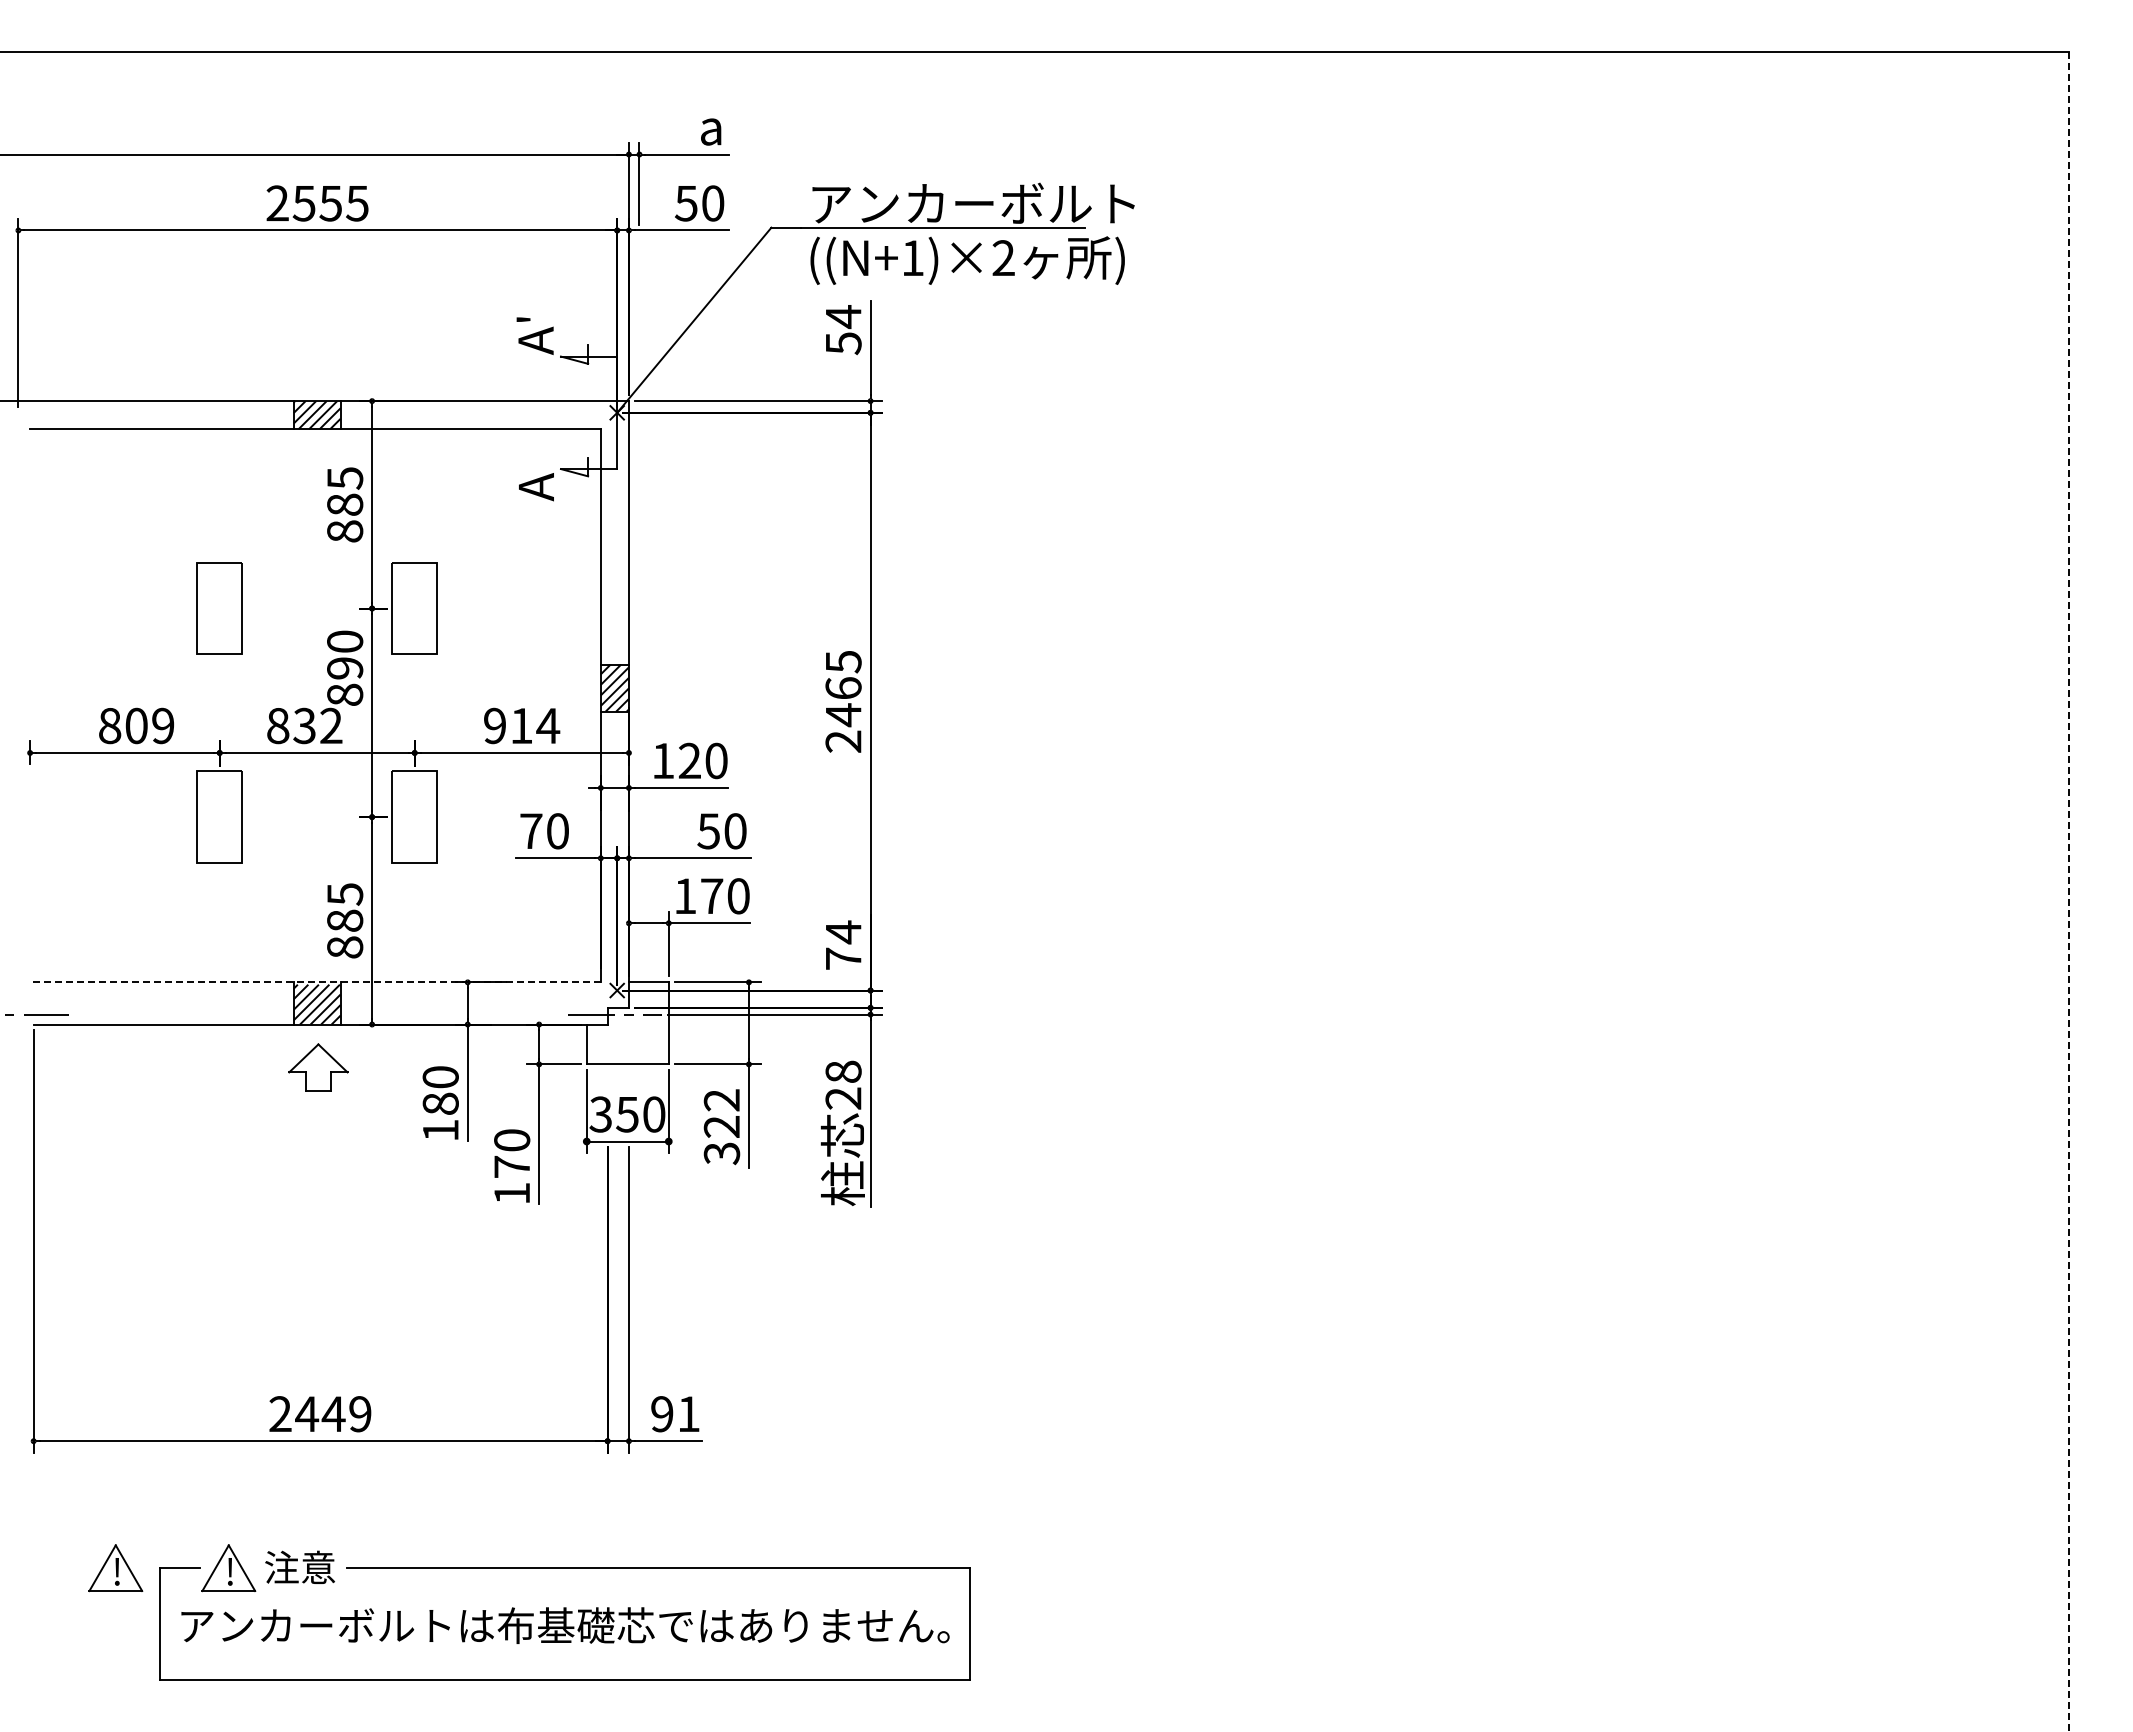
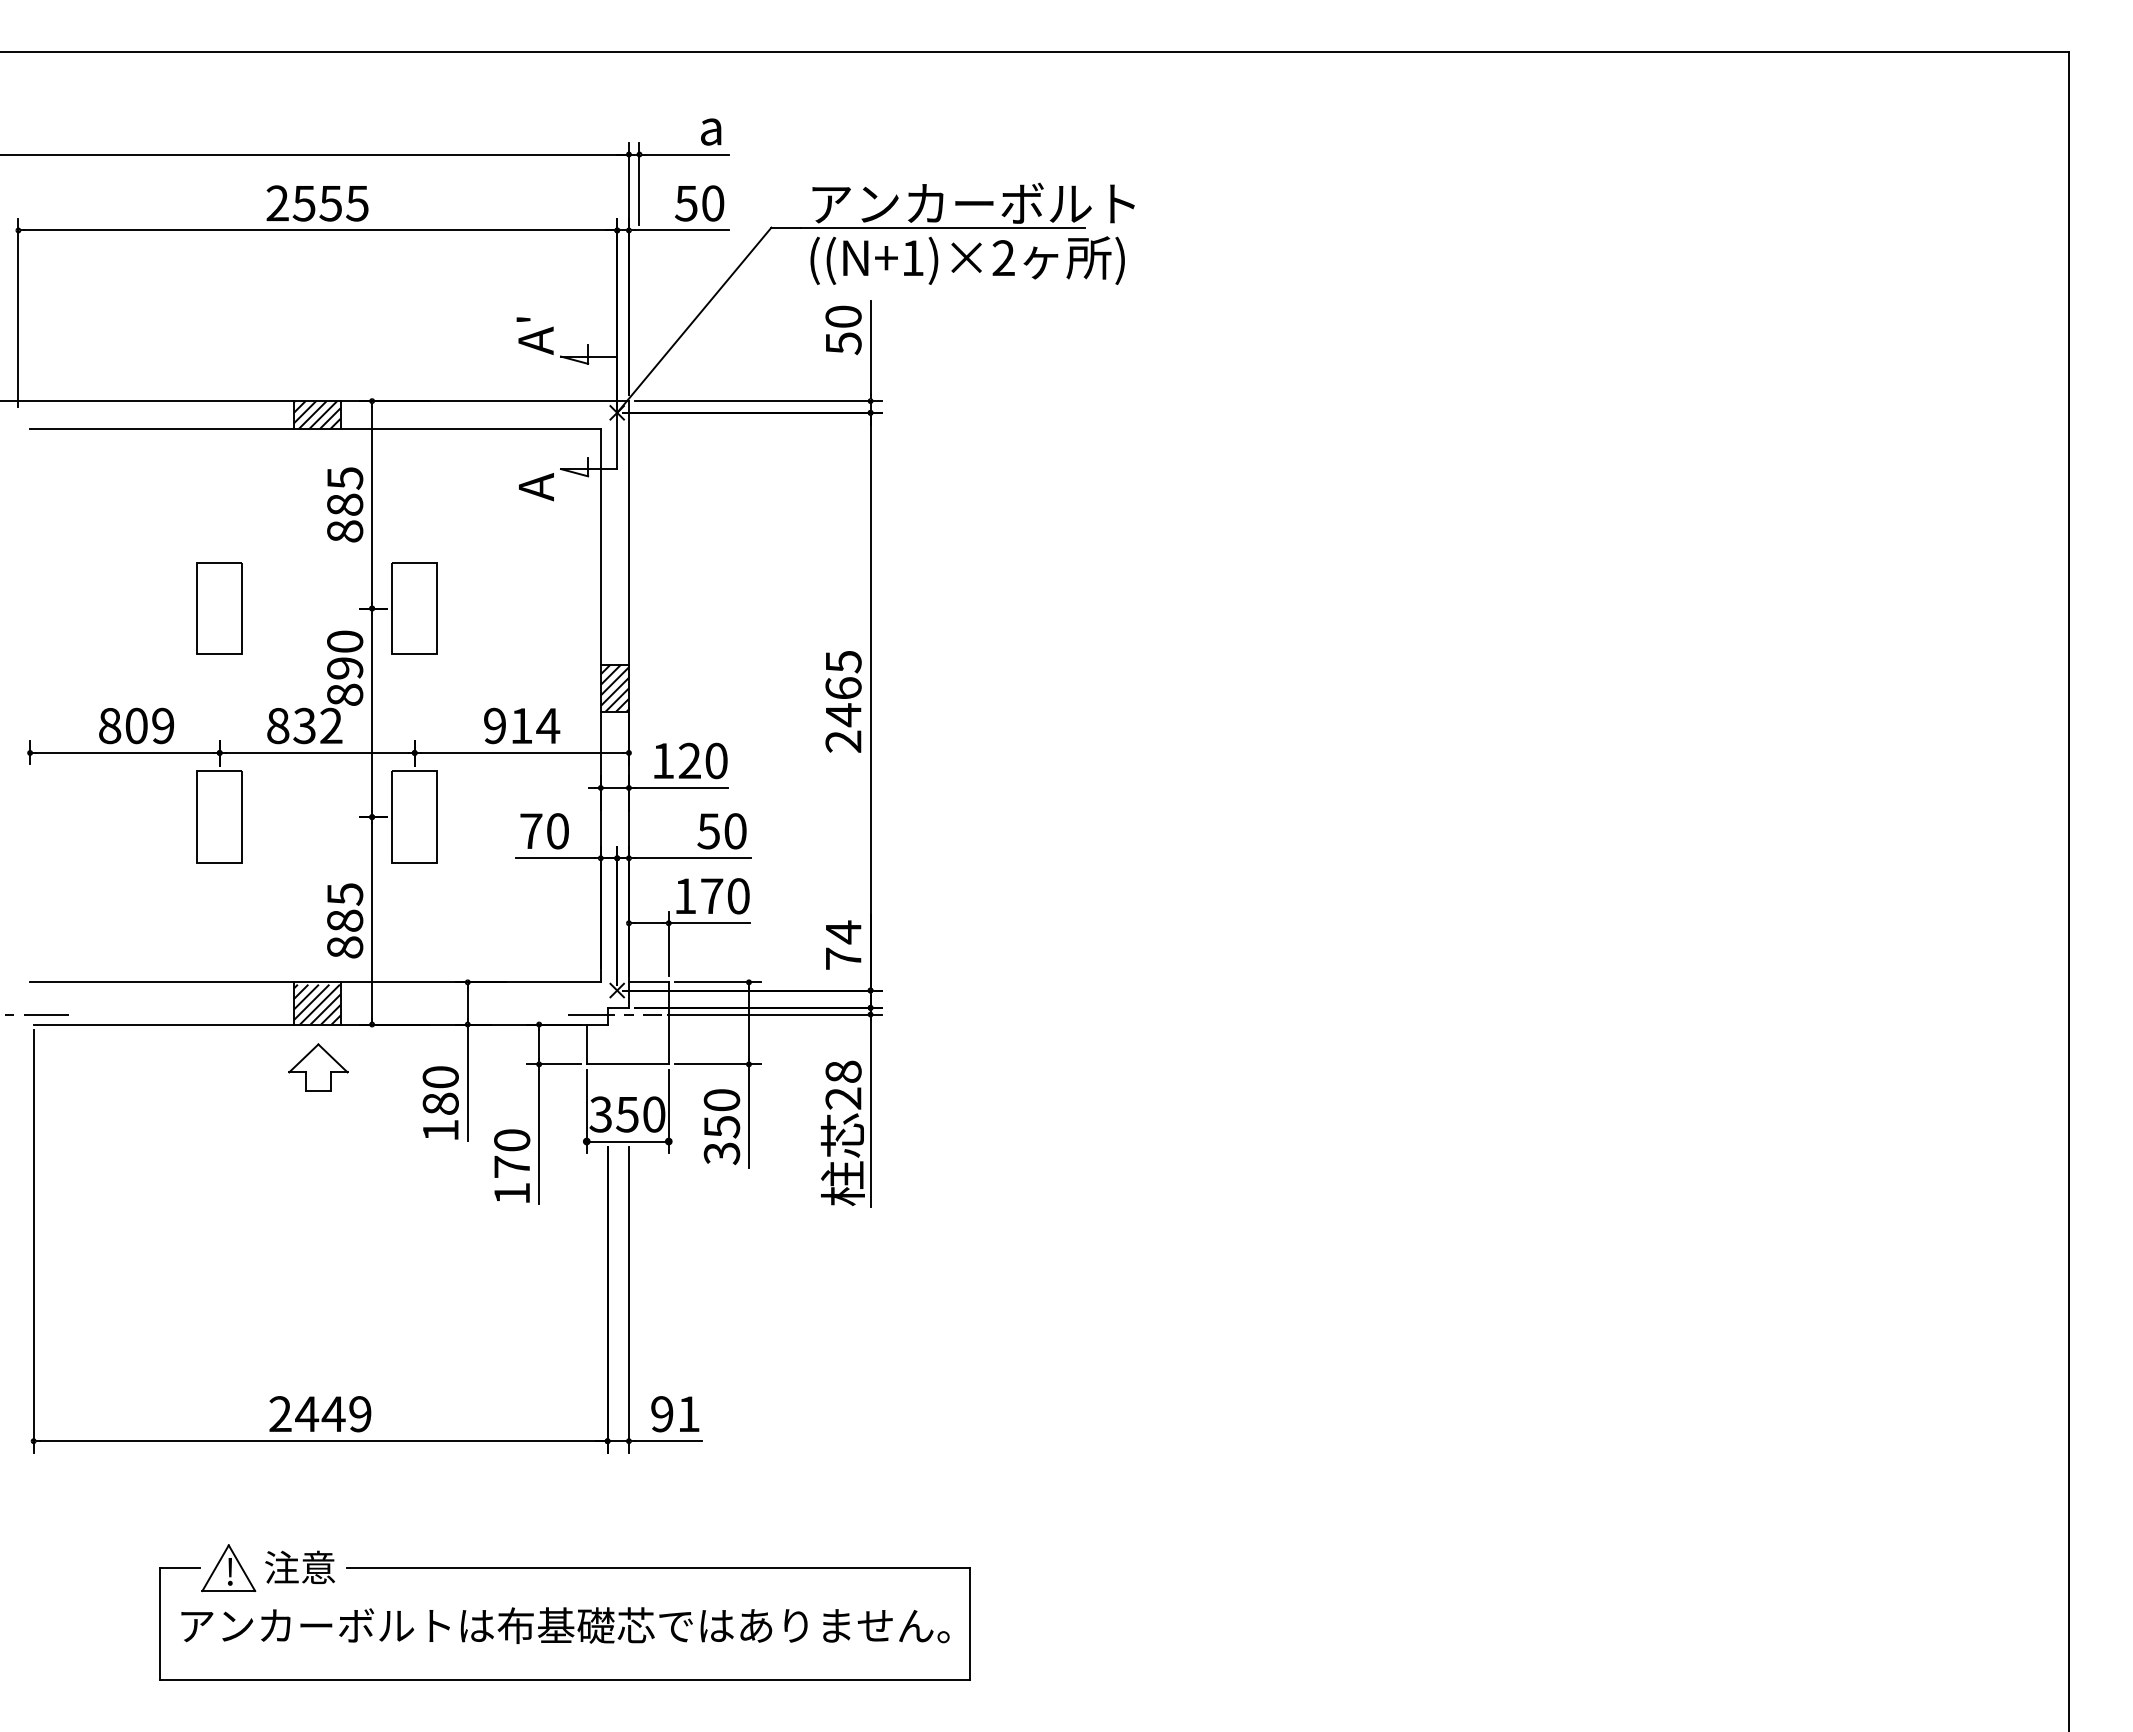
text: 54 -> 50 (843, 317)
line: dashed -> solid (2069, 891)
line: dashed -> solid (314, 982)
text: 322 -> 350 (721, 1113)
part: present -> none (115, 1568)
